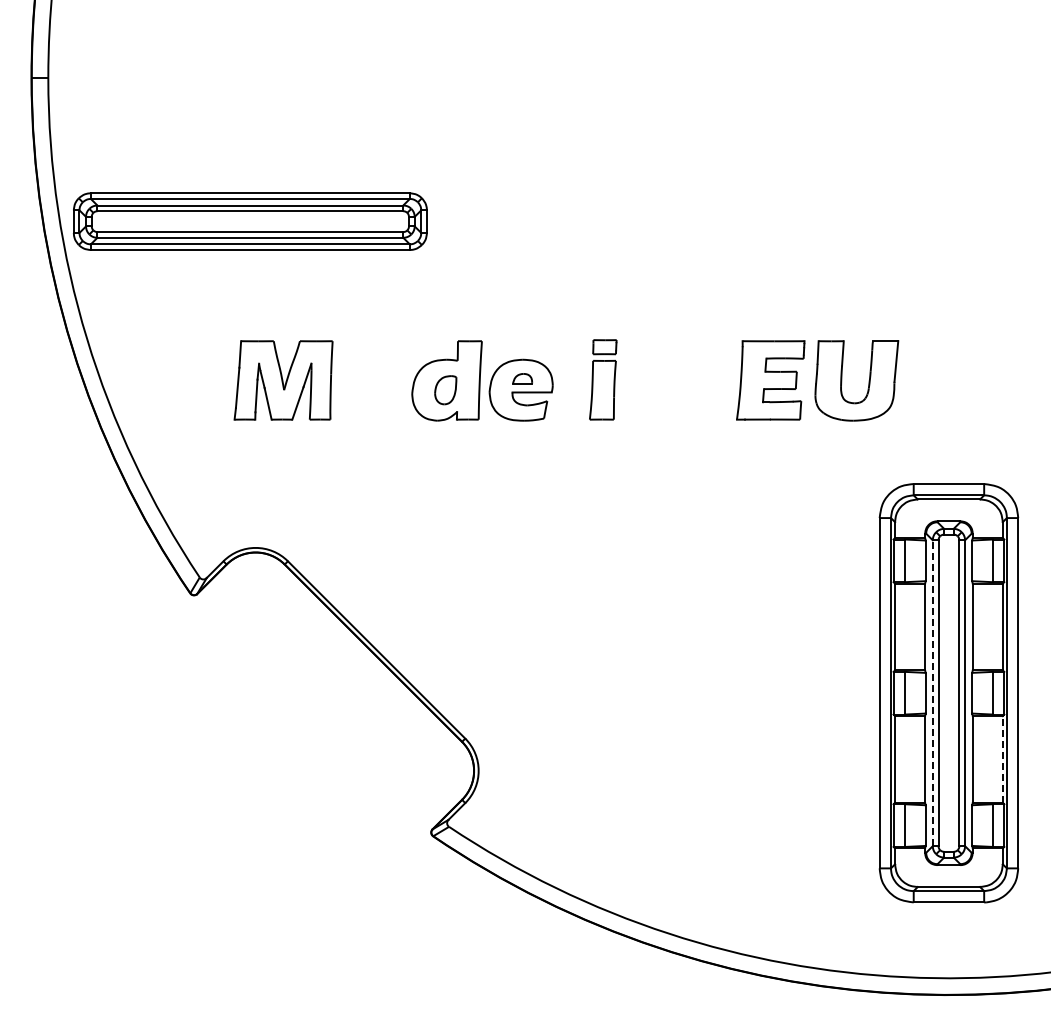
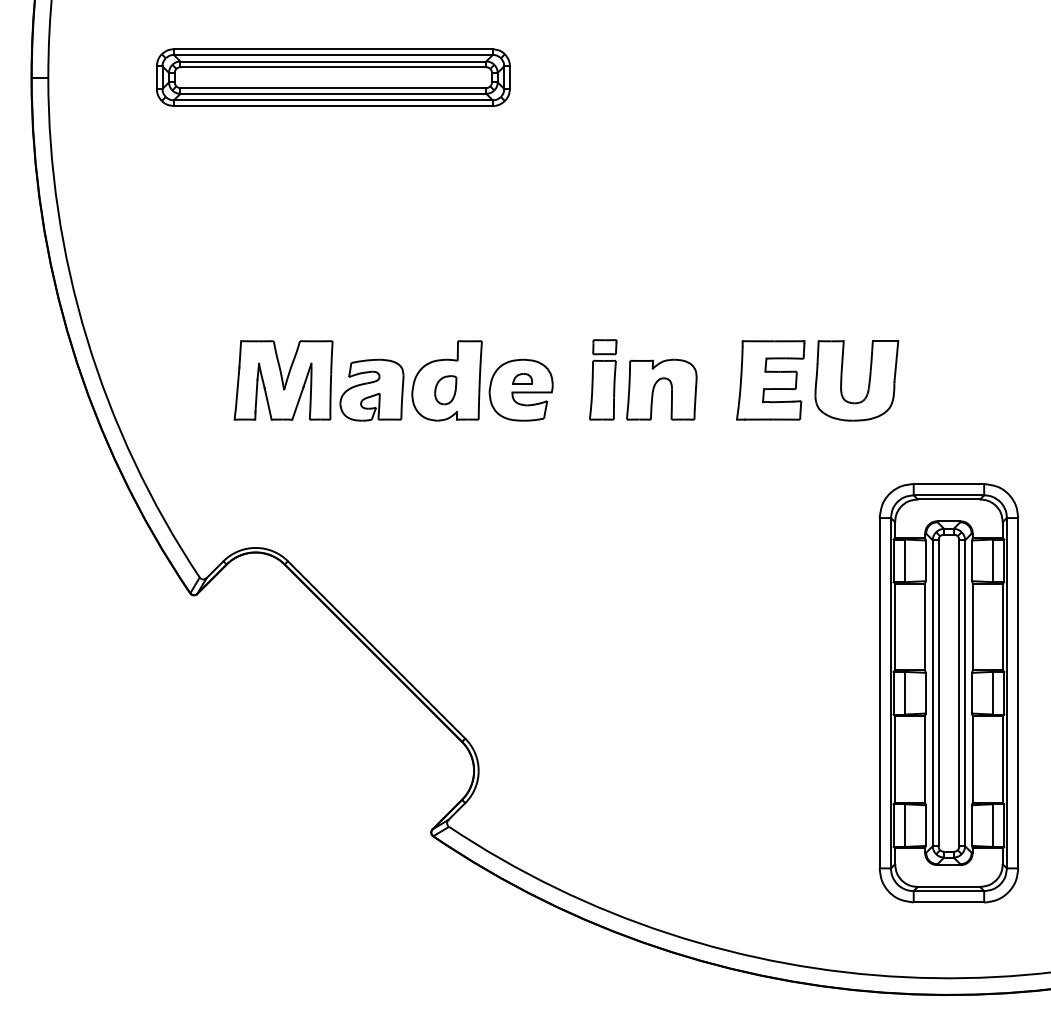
part position: (250, 221) -> (333, 77) (333, 77)
part: none -> present (655, 386)
part: none -> present (371, 389)
line: dashed -> solid (932, 693)
line: dashed -> solid (1002, 758)
